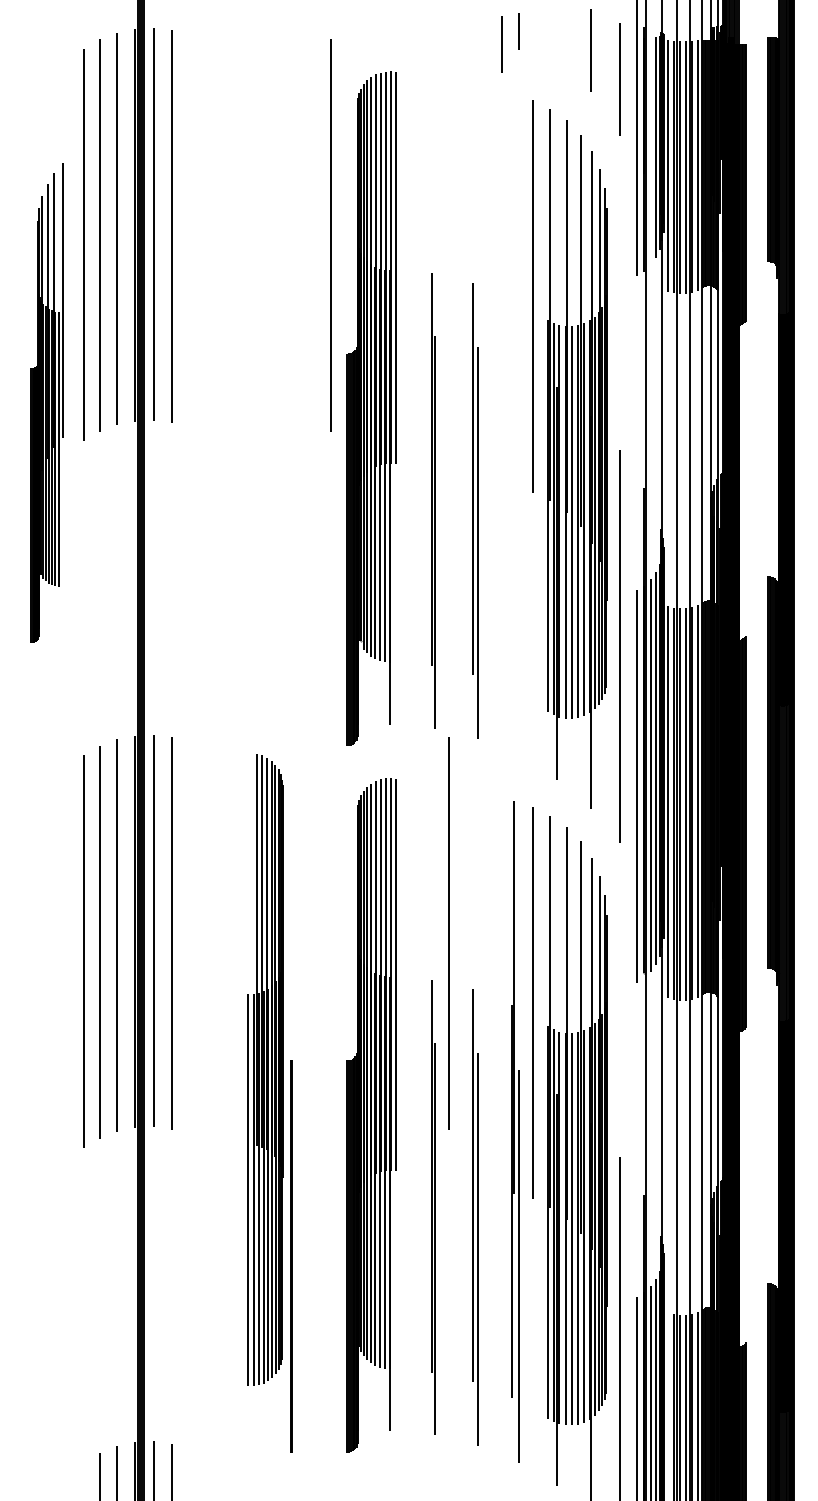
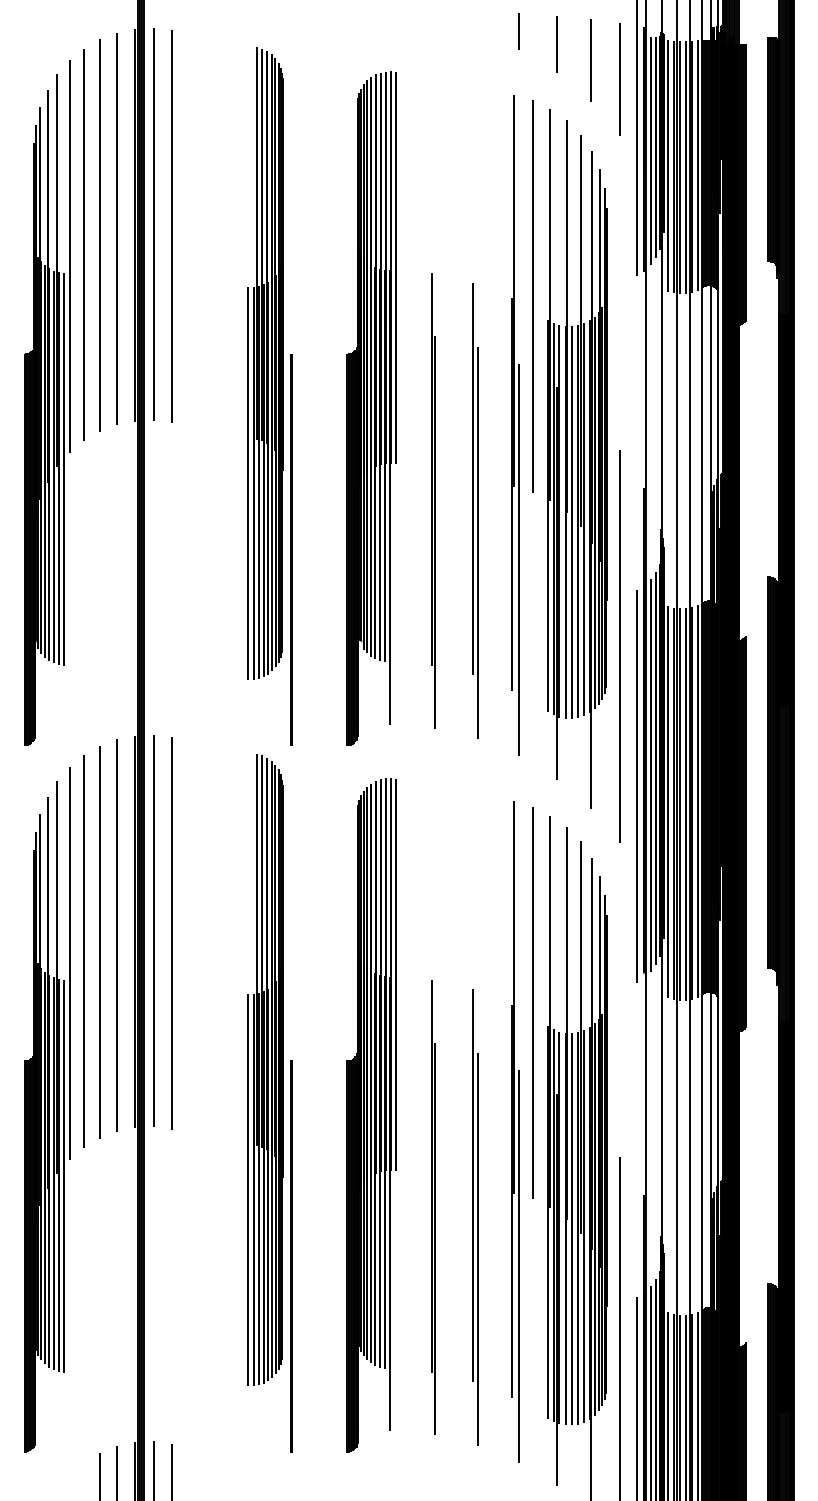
line position: (501, 44) -> (556, 44) (556, 44)
line position: (590, 50) -> (590, 60) (590, 60)
line: none -> present (650, 151)
line: present -> none (330, 235)
part: none -> present (269, 396)
part size: 34x480 px -> 47x686 px (47, 402)
part: none -> present (515, 425)
line: present -> none (448, 933)
part: none -> present (47, 1109)
line: none -> present (668, 1404)
